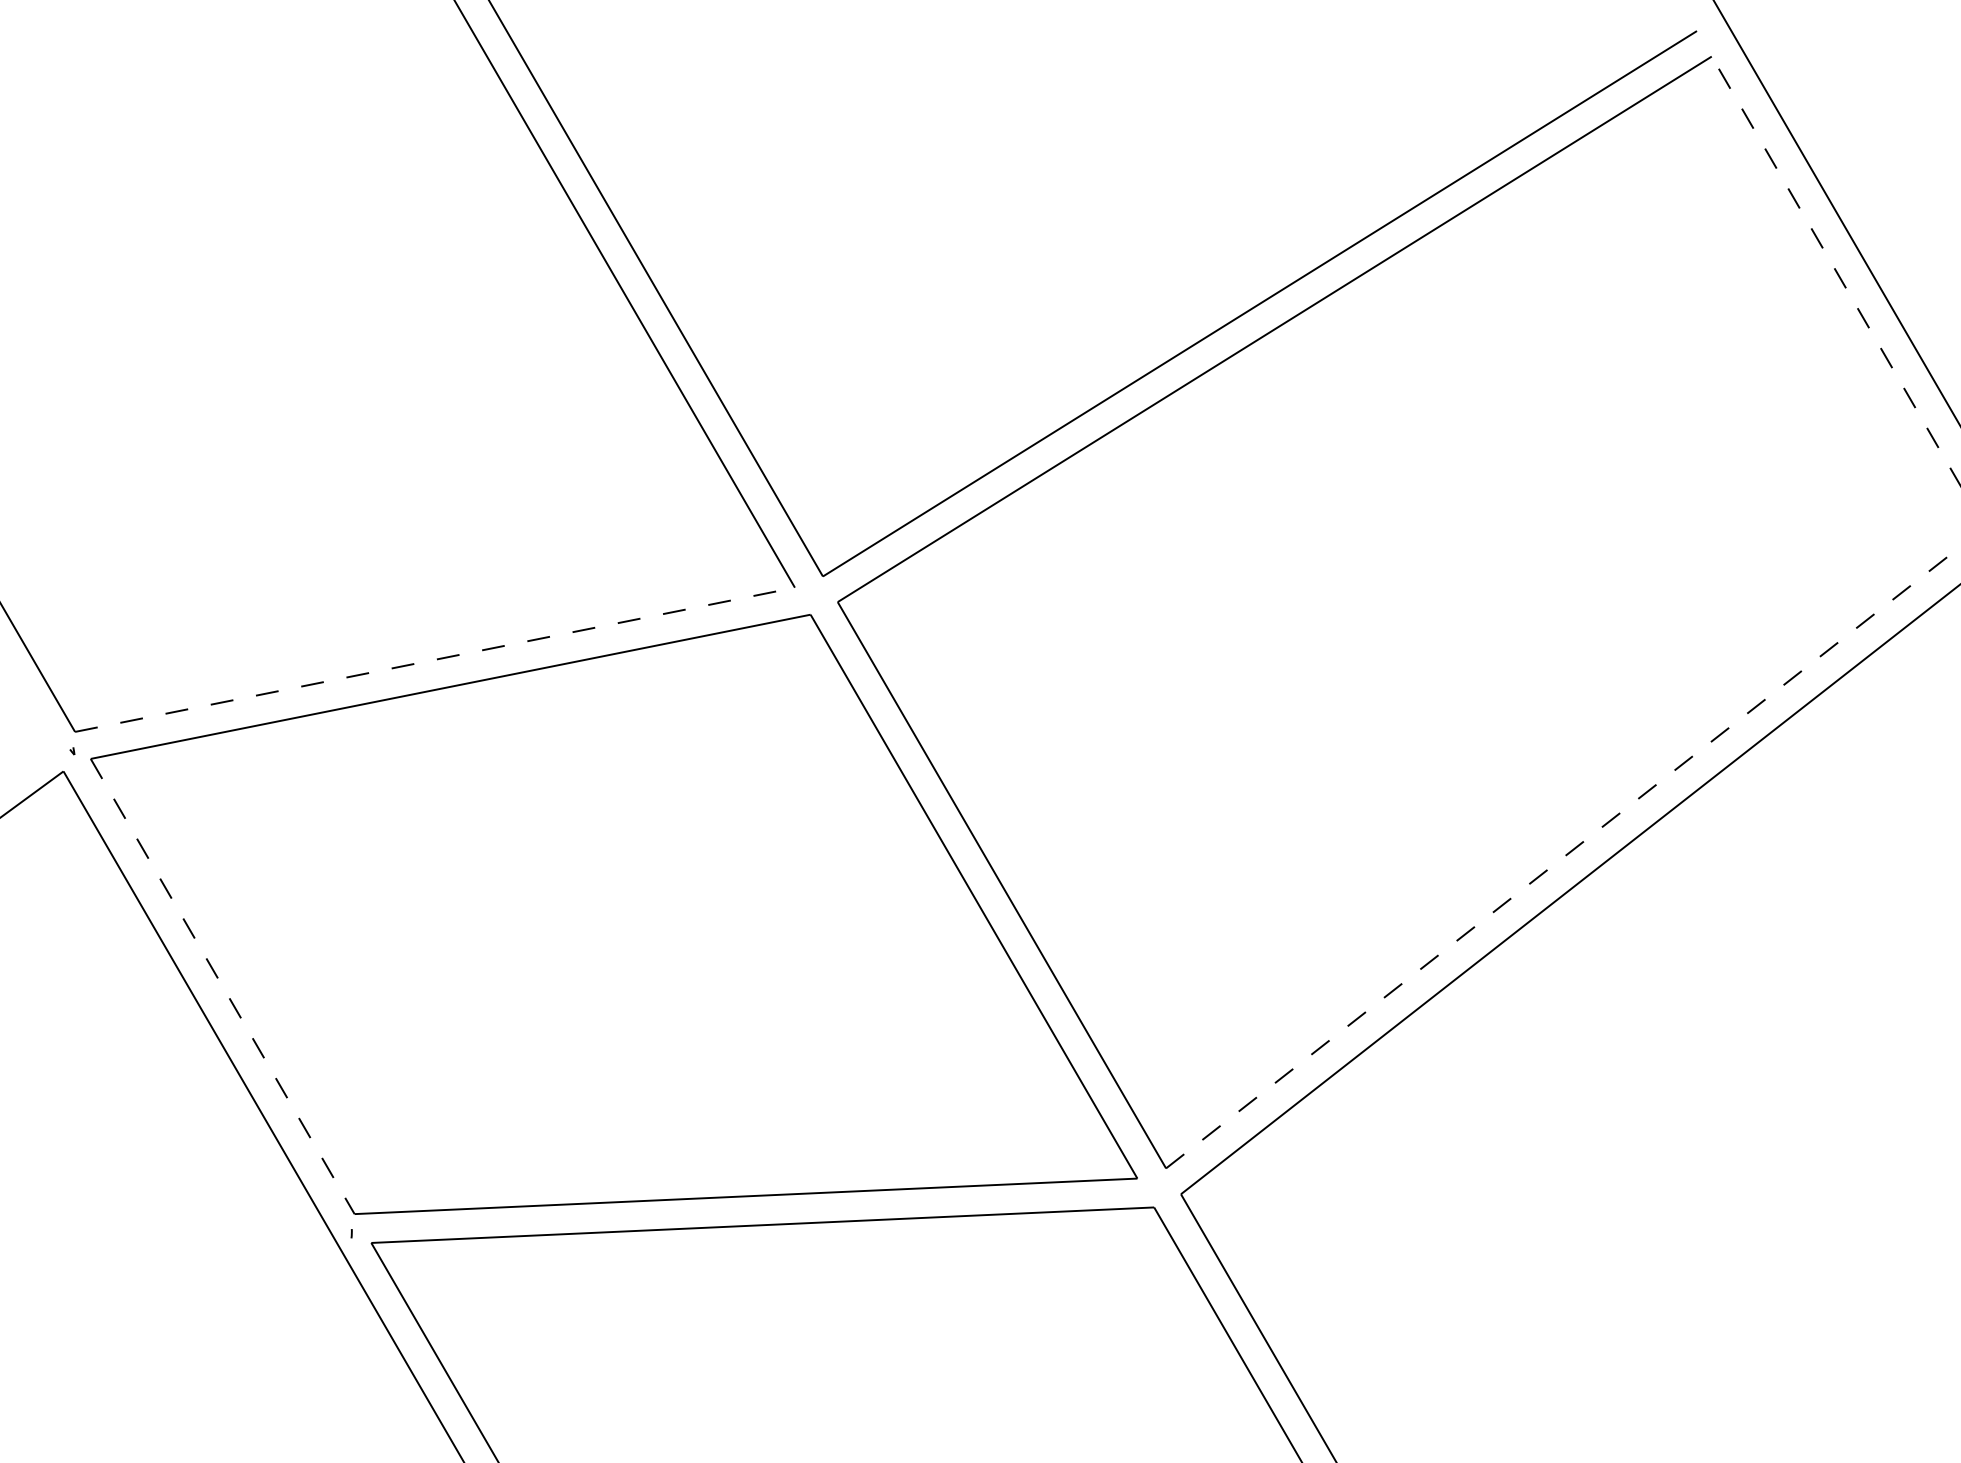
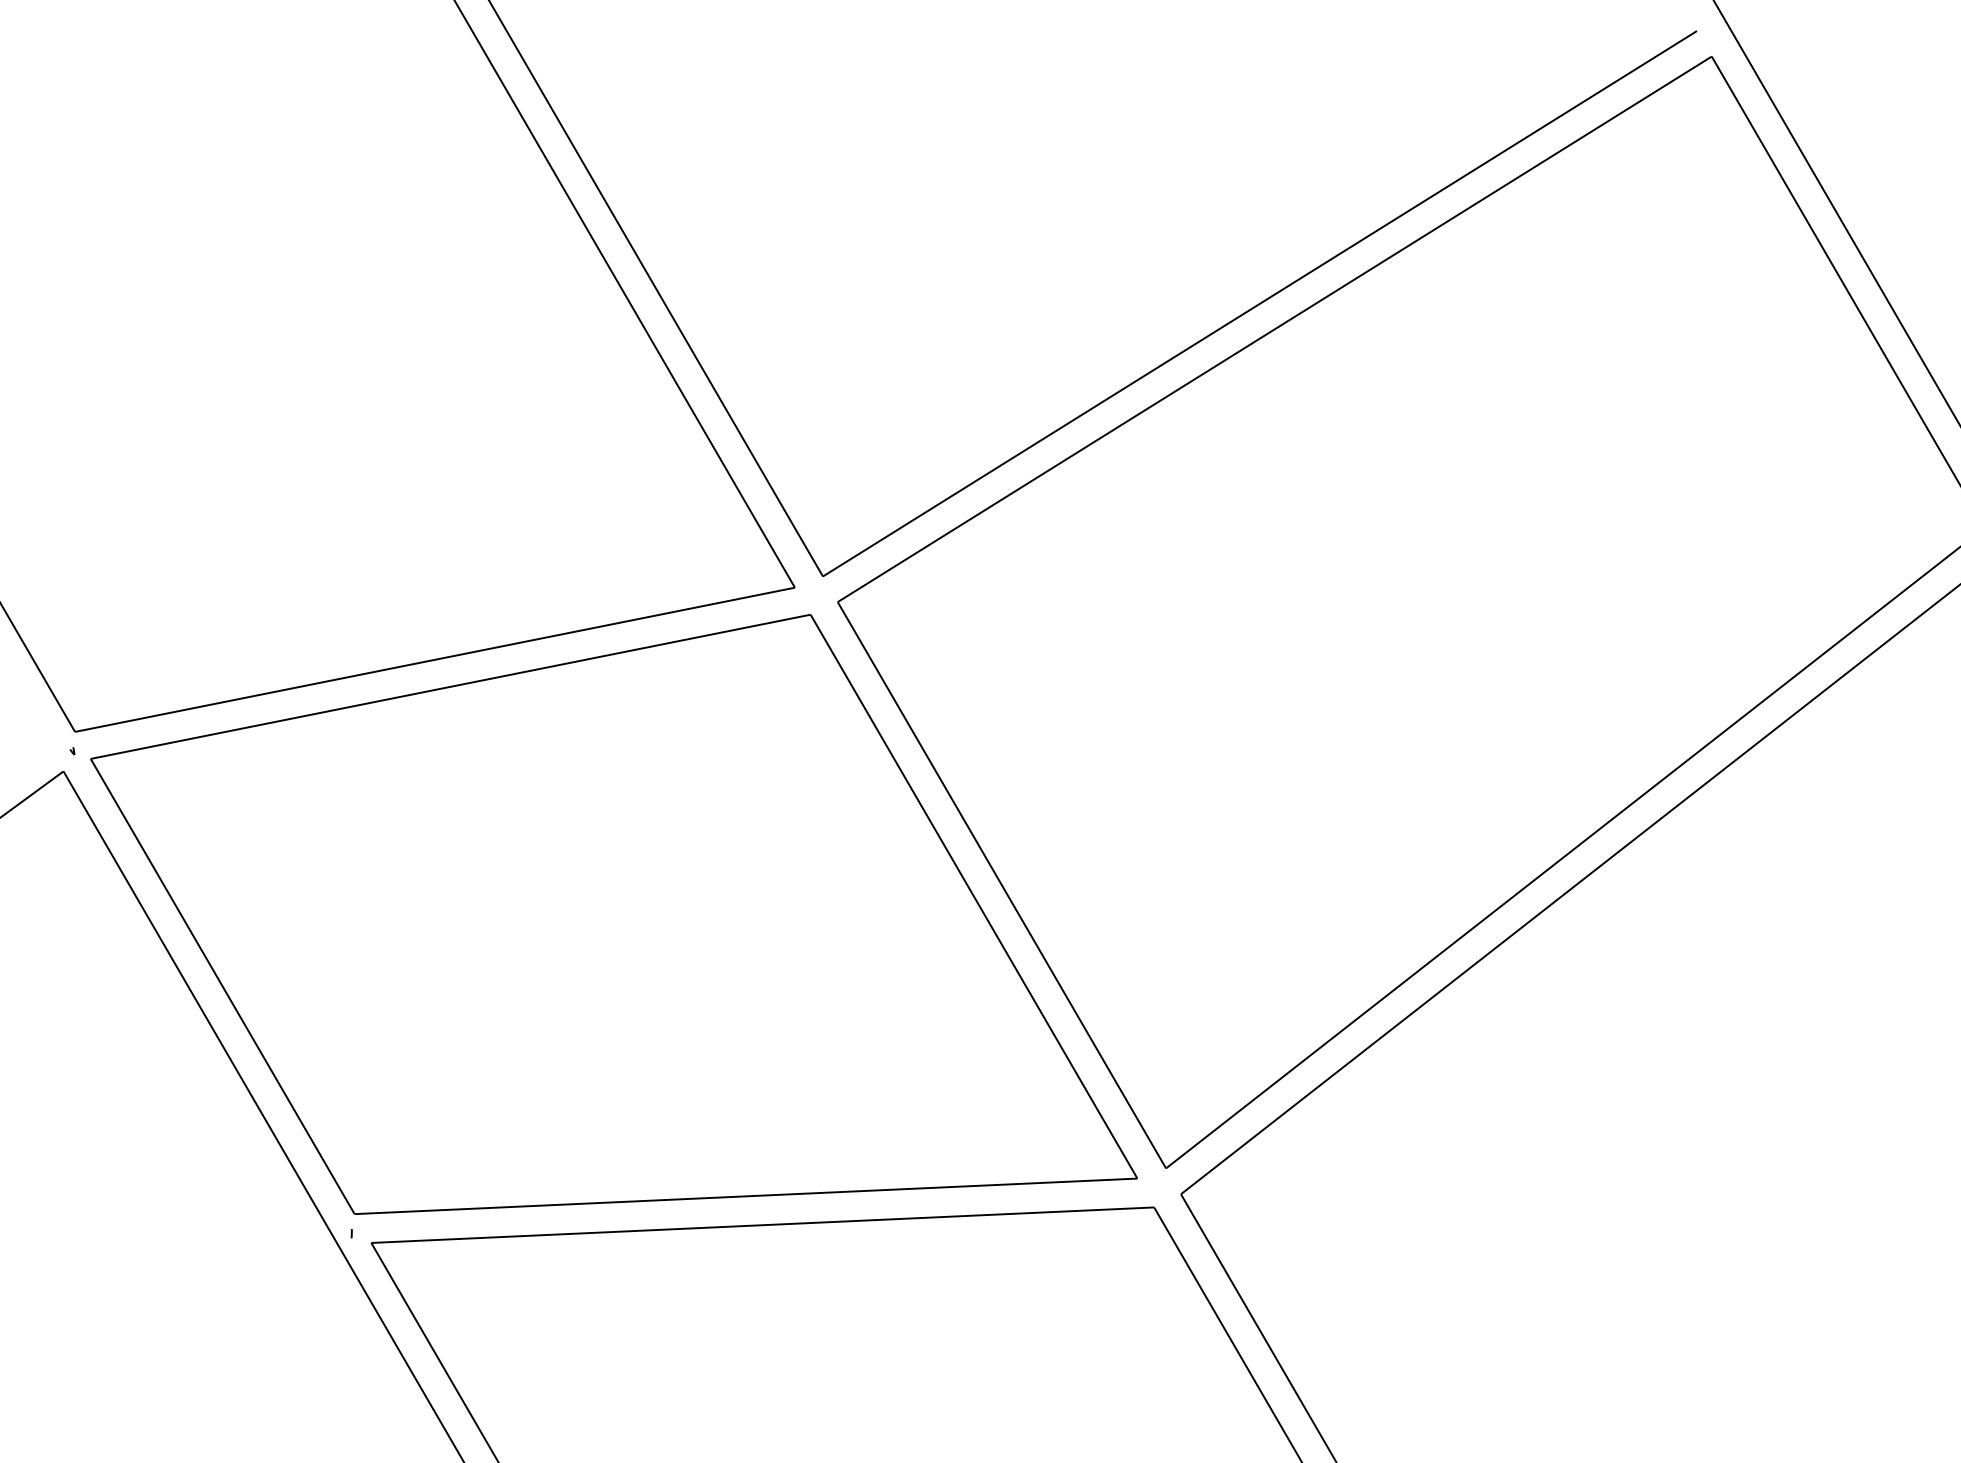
line: dashed -> solid (1836, 270)
line: dashed -> solid (435, 659)
line: dashed -> solid (1563, 857)
line: dashed -> solid (222, 986)
